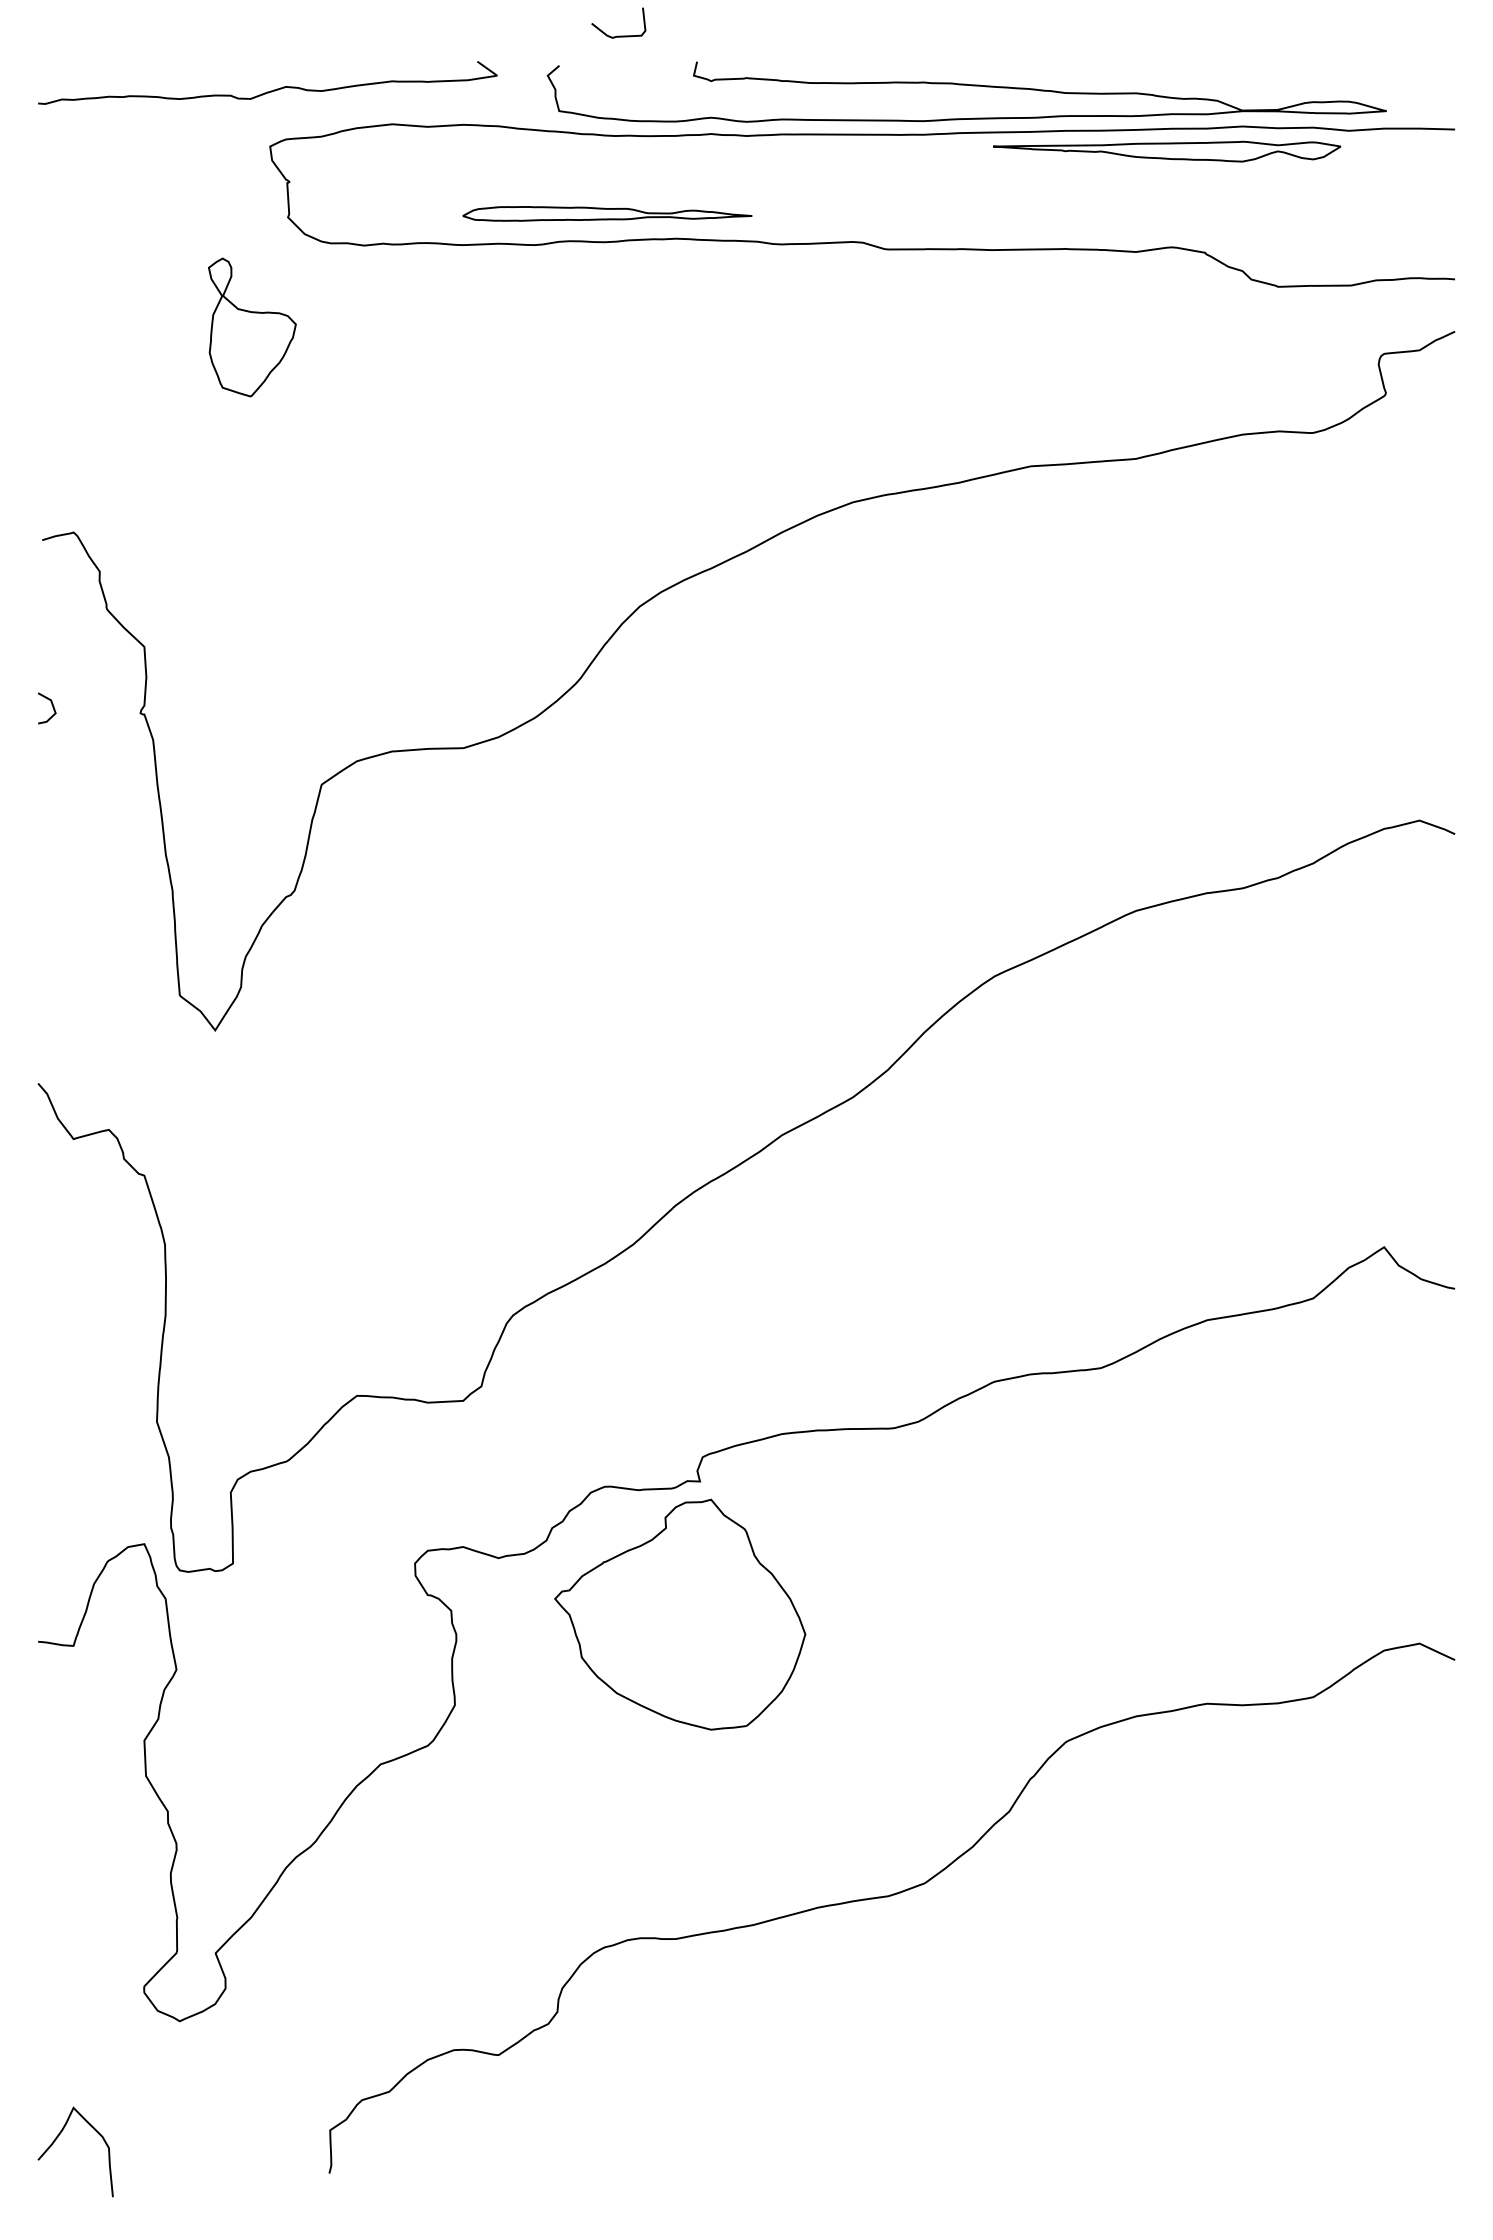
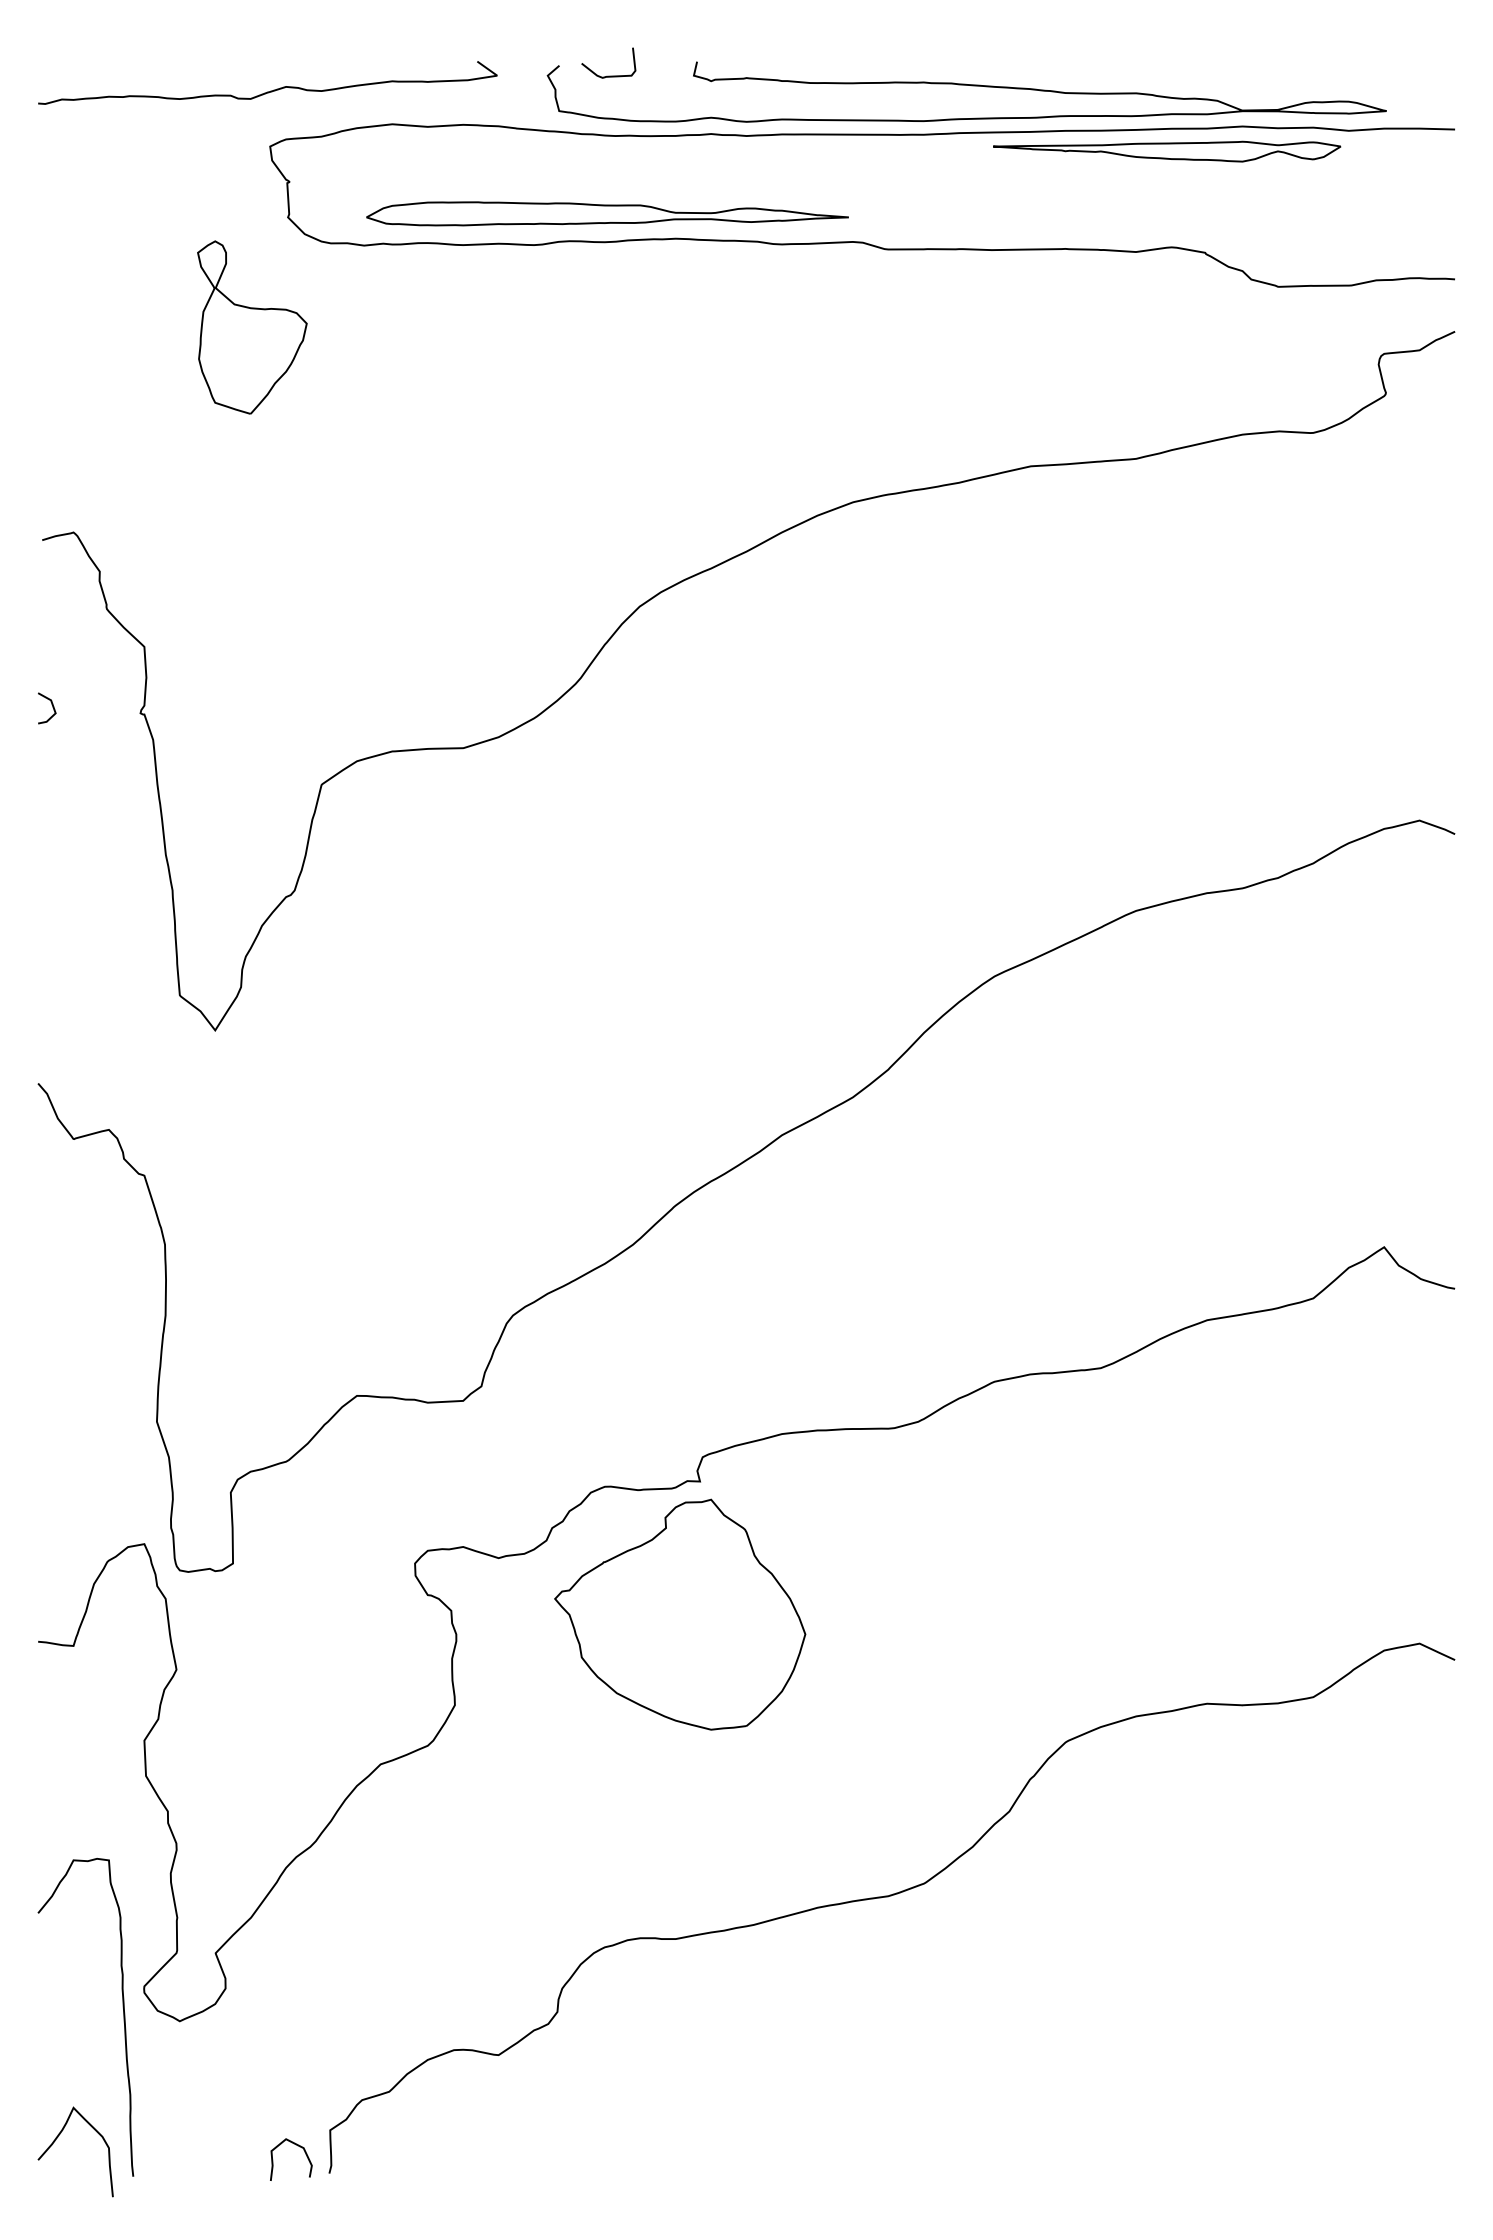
curve position: (618, 35) -> (608, 75) (608, 75)
part size: 291x16 px -> 483x26 px (607, 213)
part size: 89x141 px -> 111x175 px (252, 327)
curve: none -> present (123, 2017)
curve: none -> present (298, 2146)
